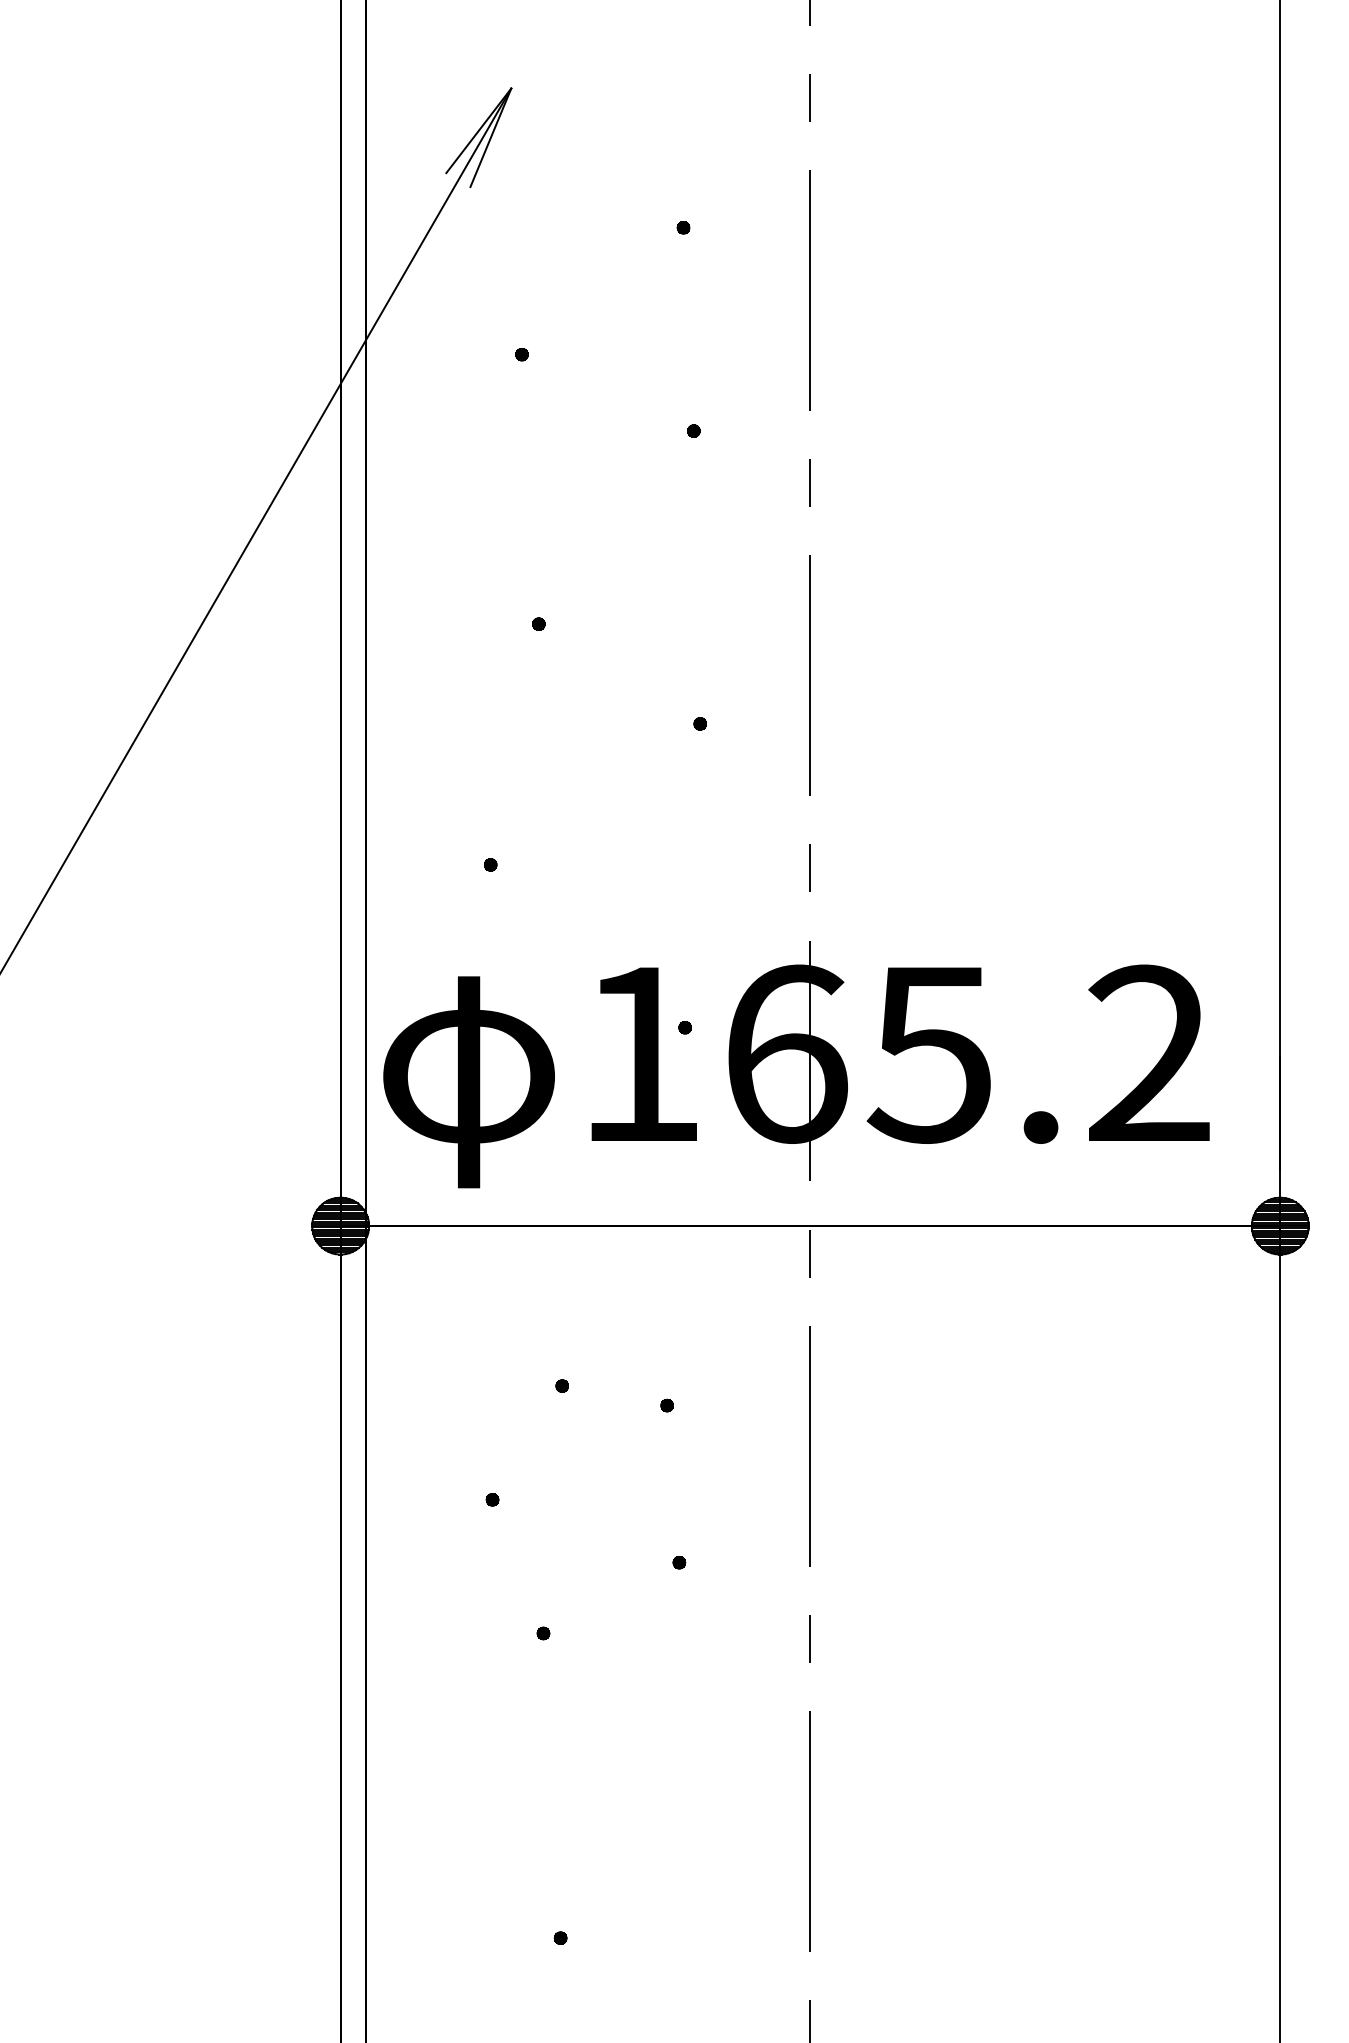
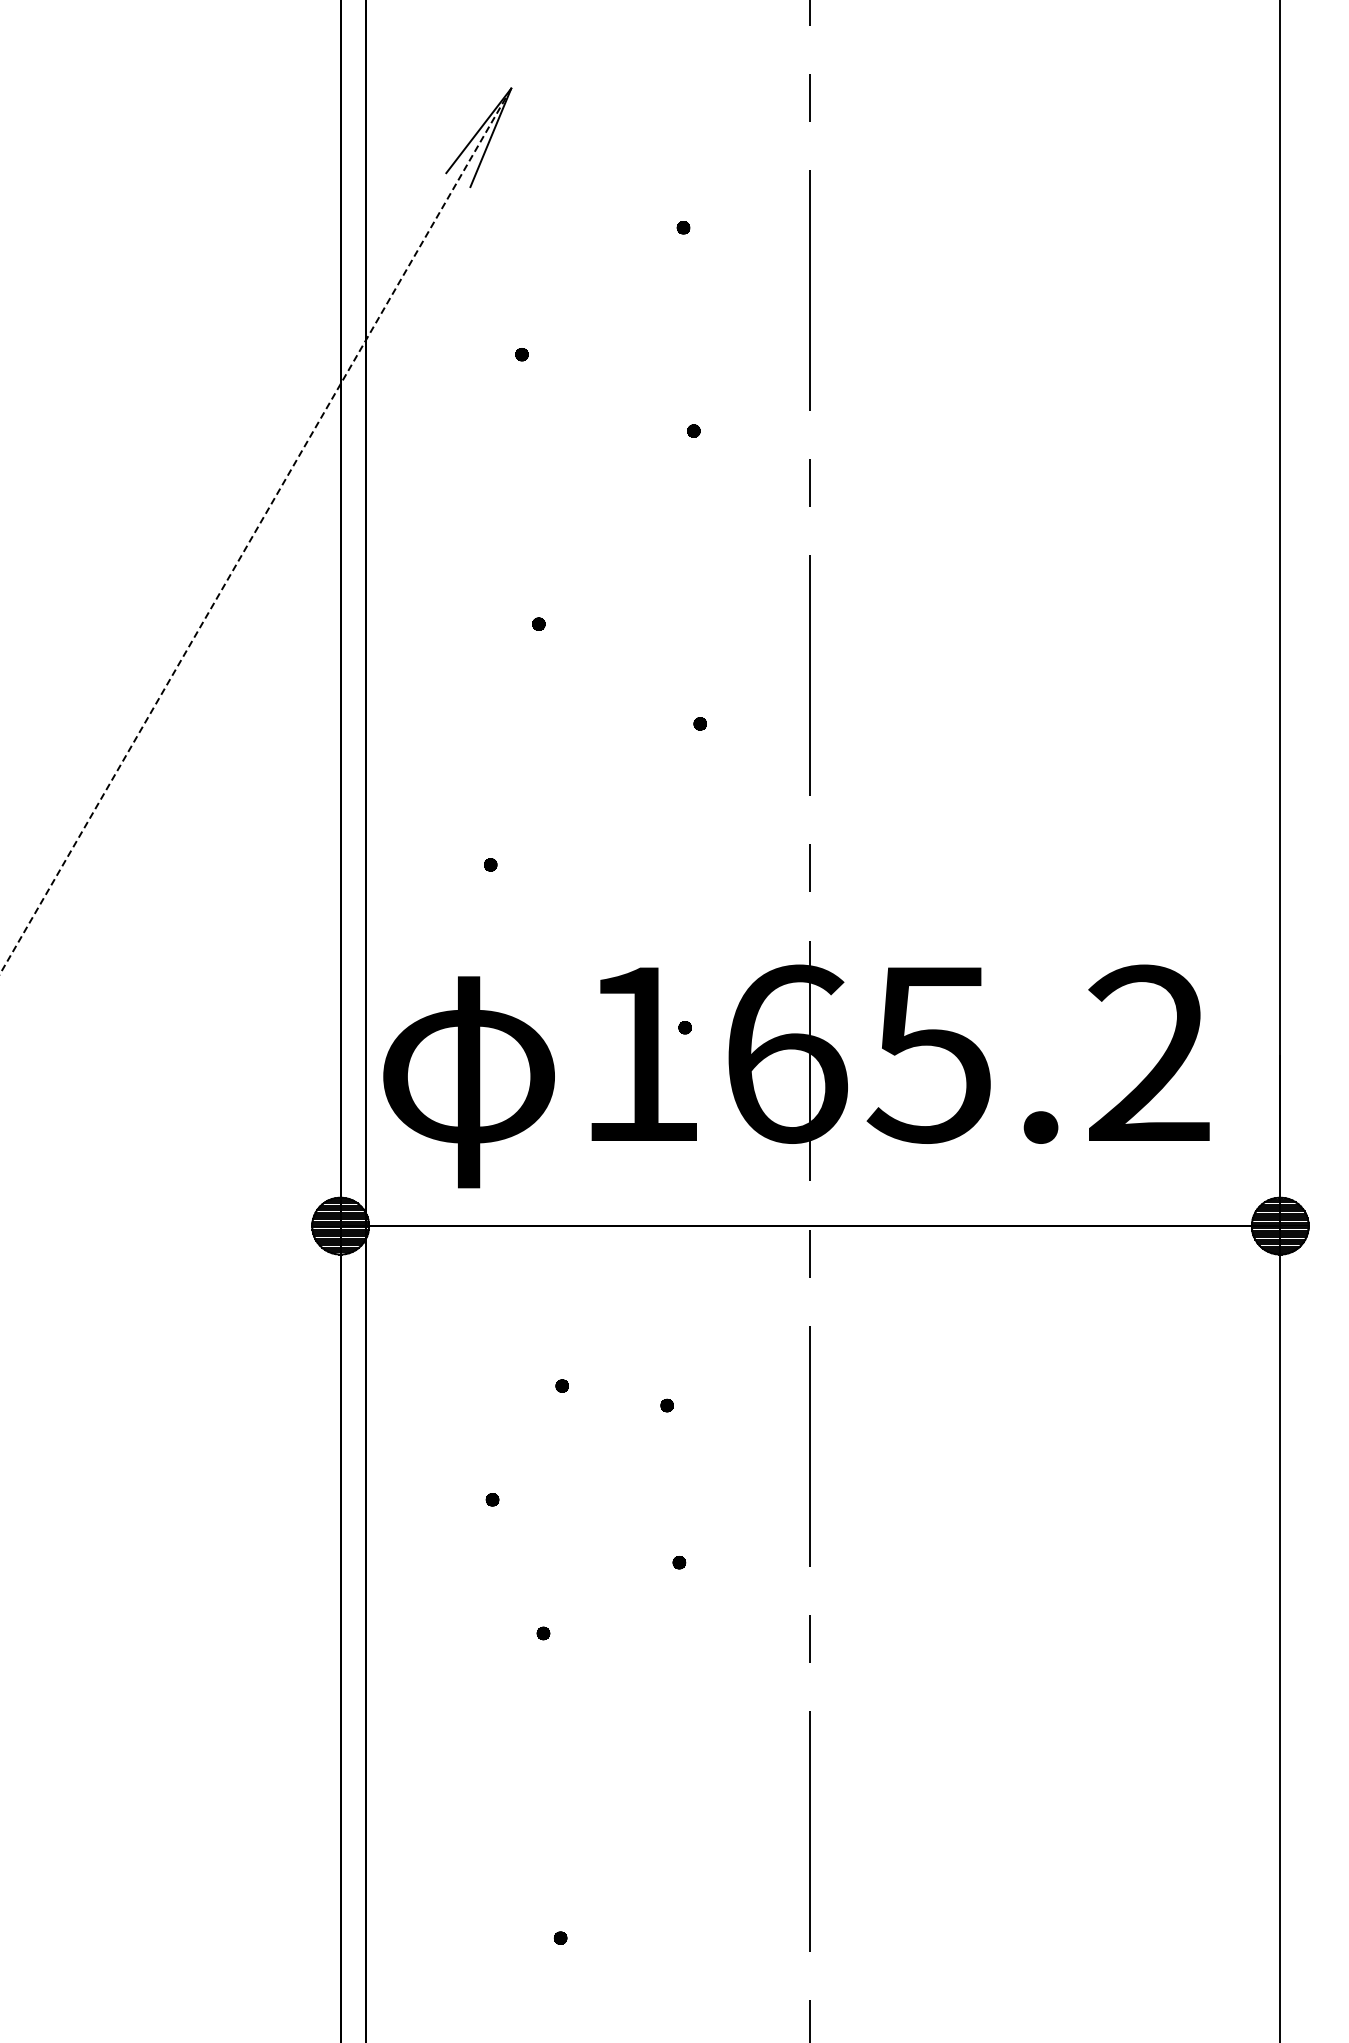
line: solid -> dashed (255, 531)
